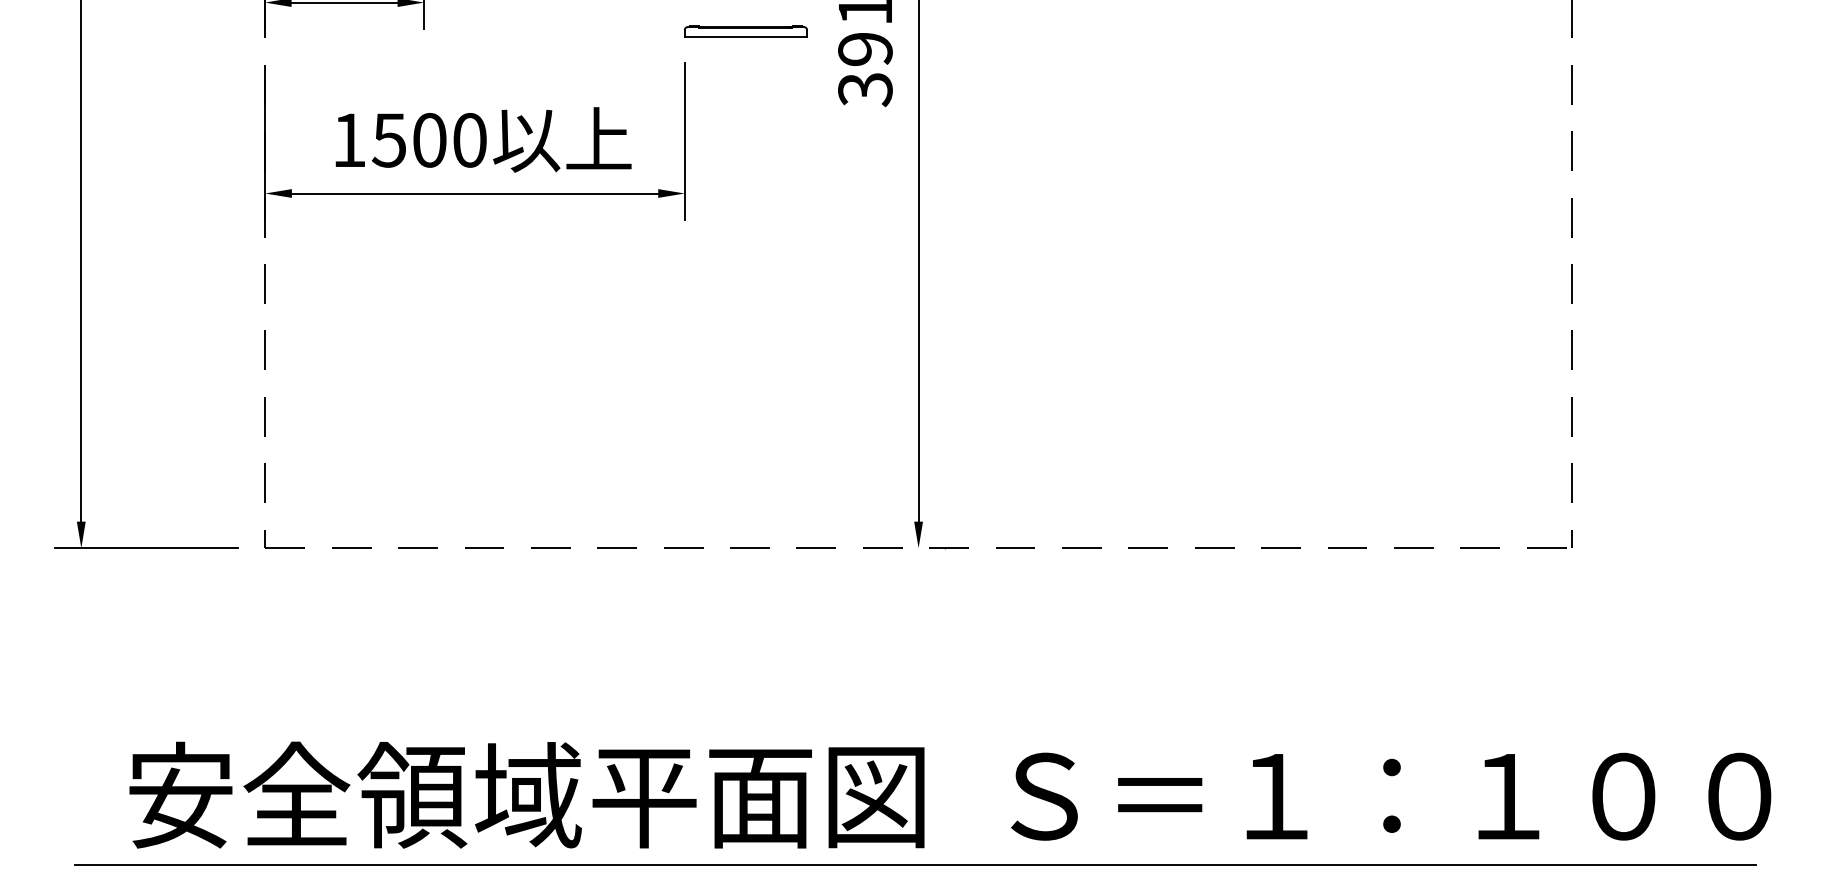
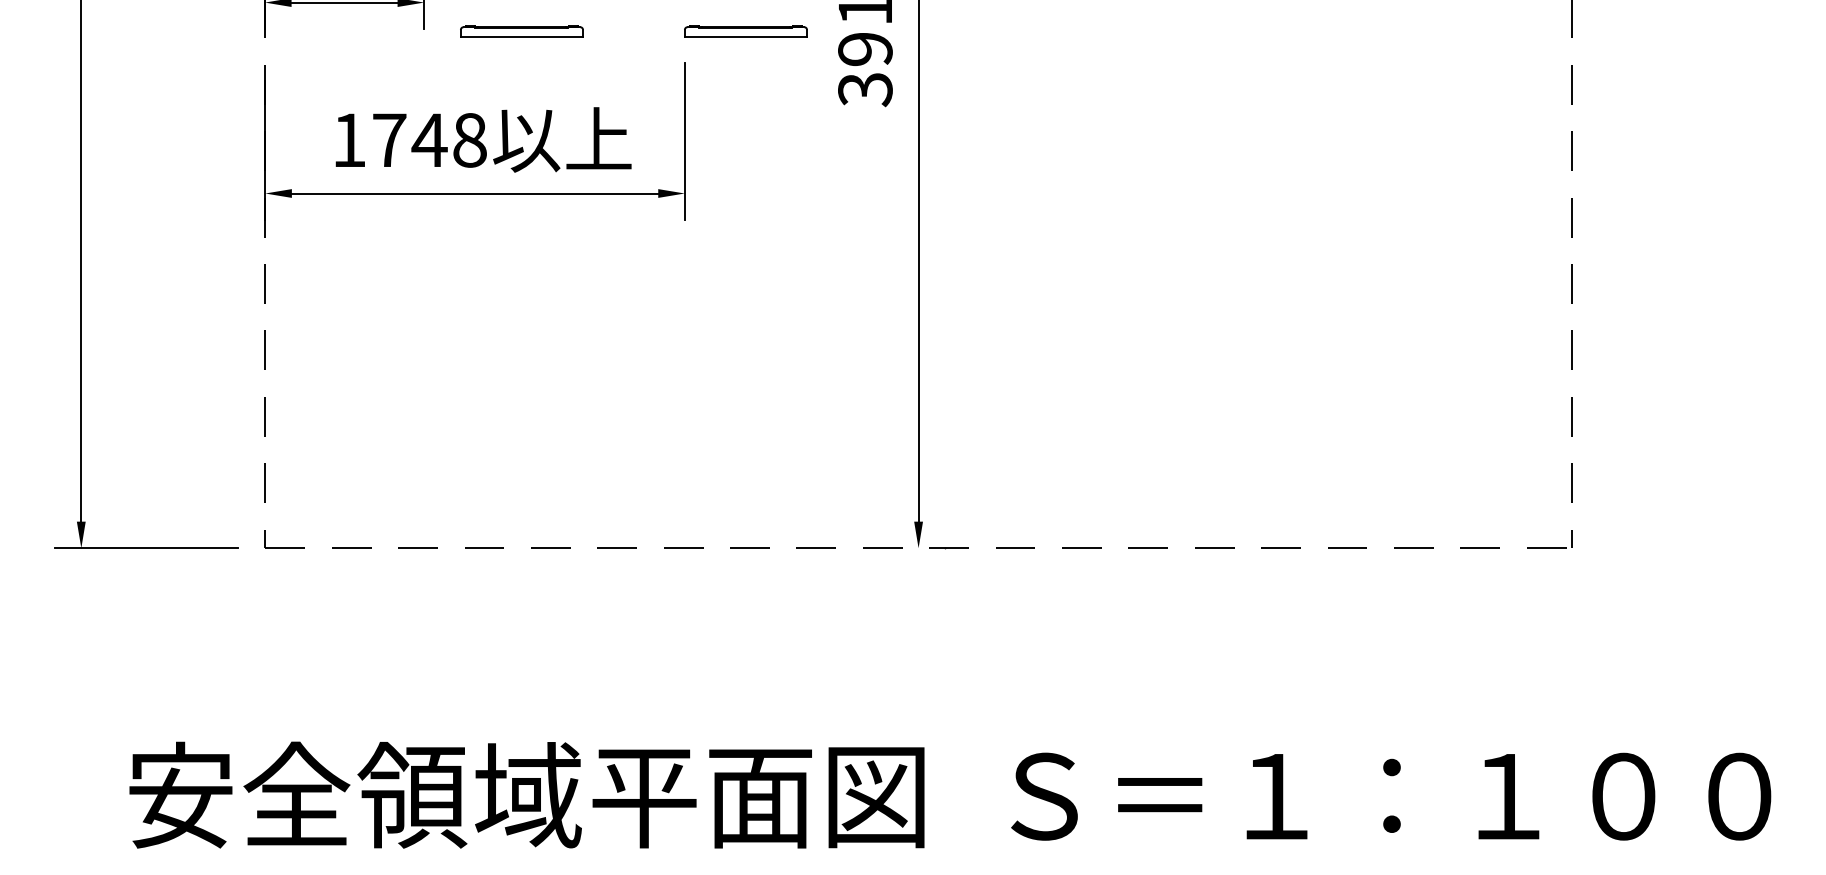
part: none -> present (521, 31)
text: 1500 -> 1748 (428, 140)
line: present -> none (914, 864)
